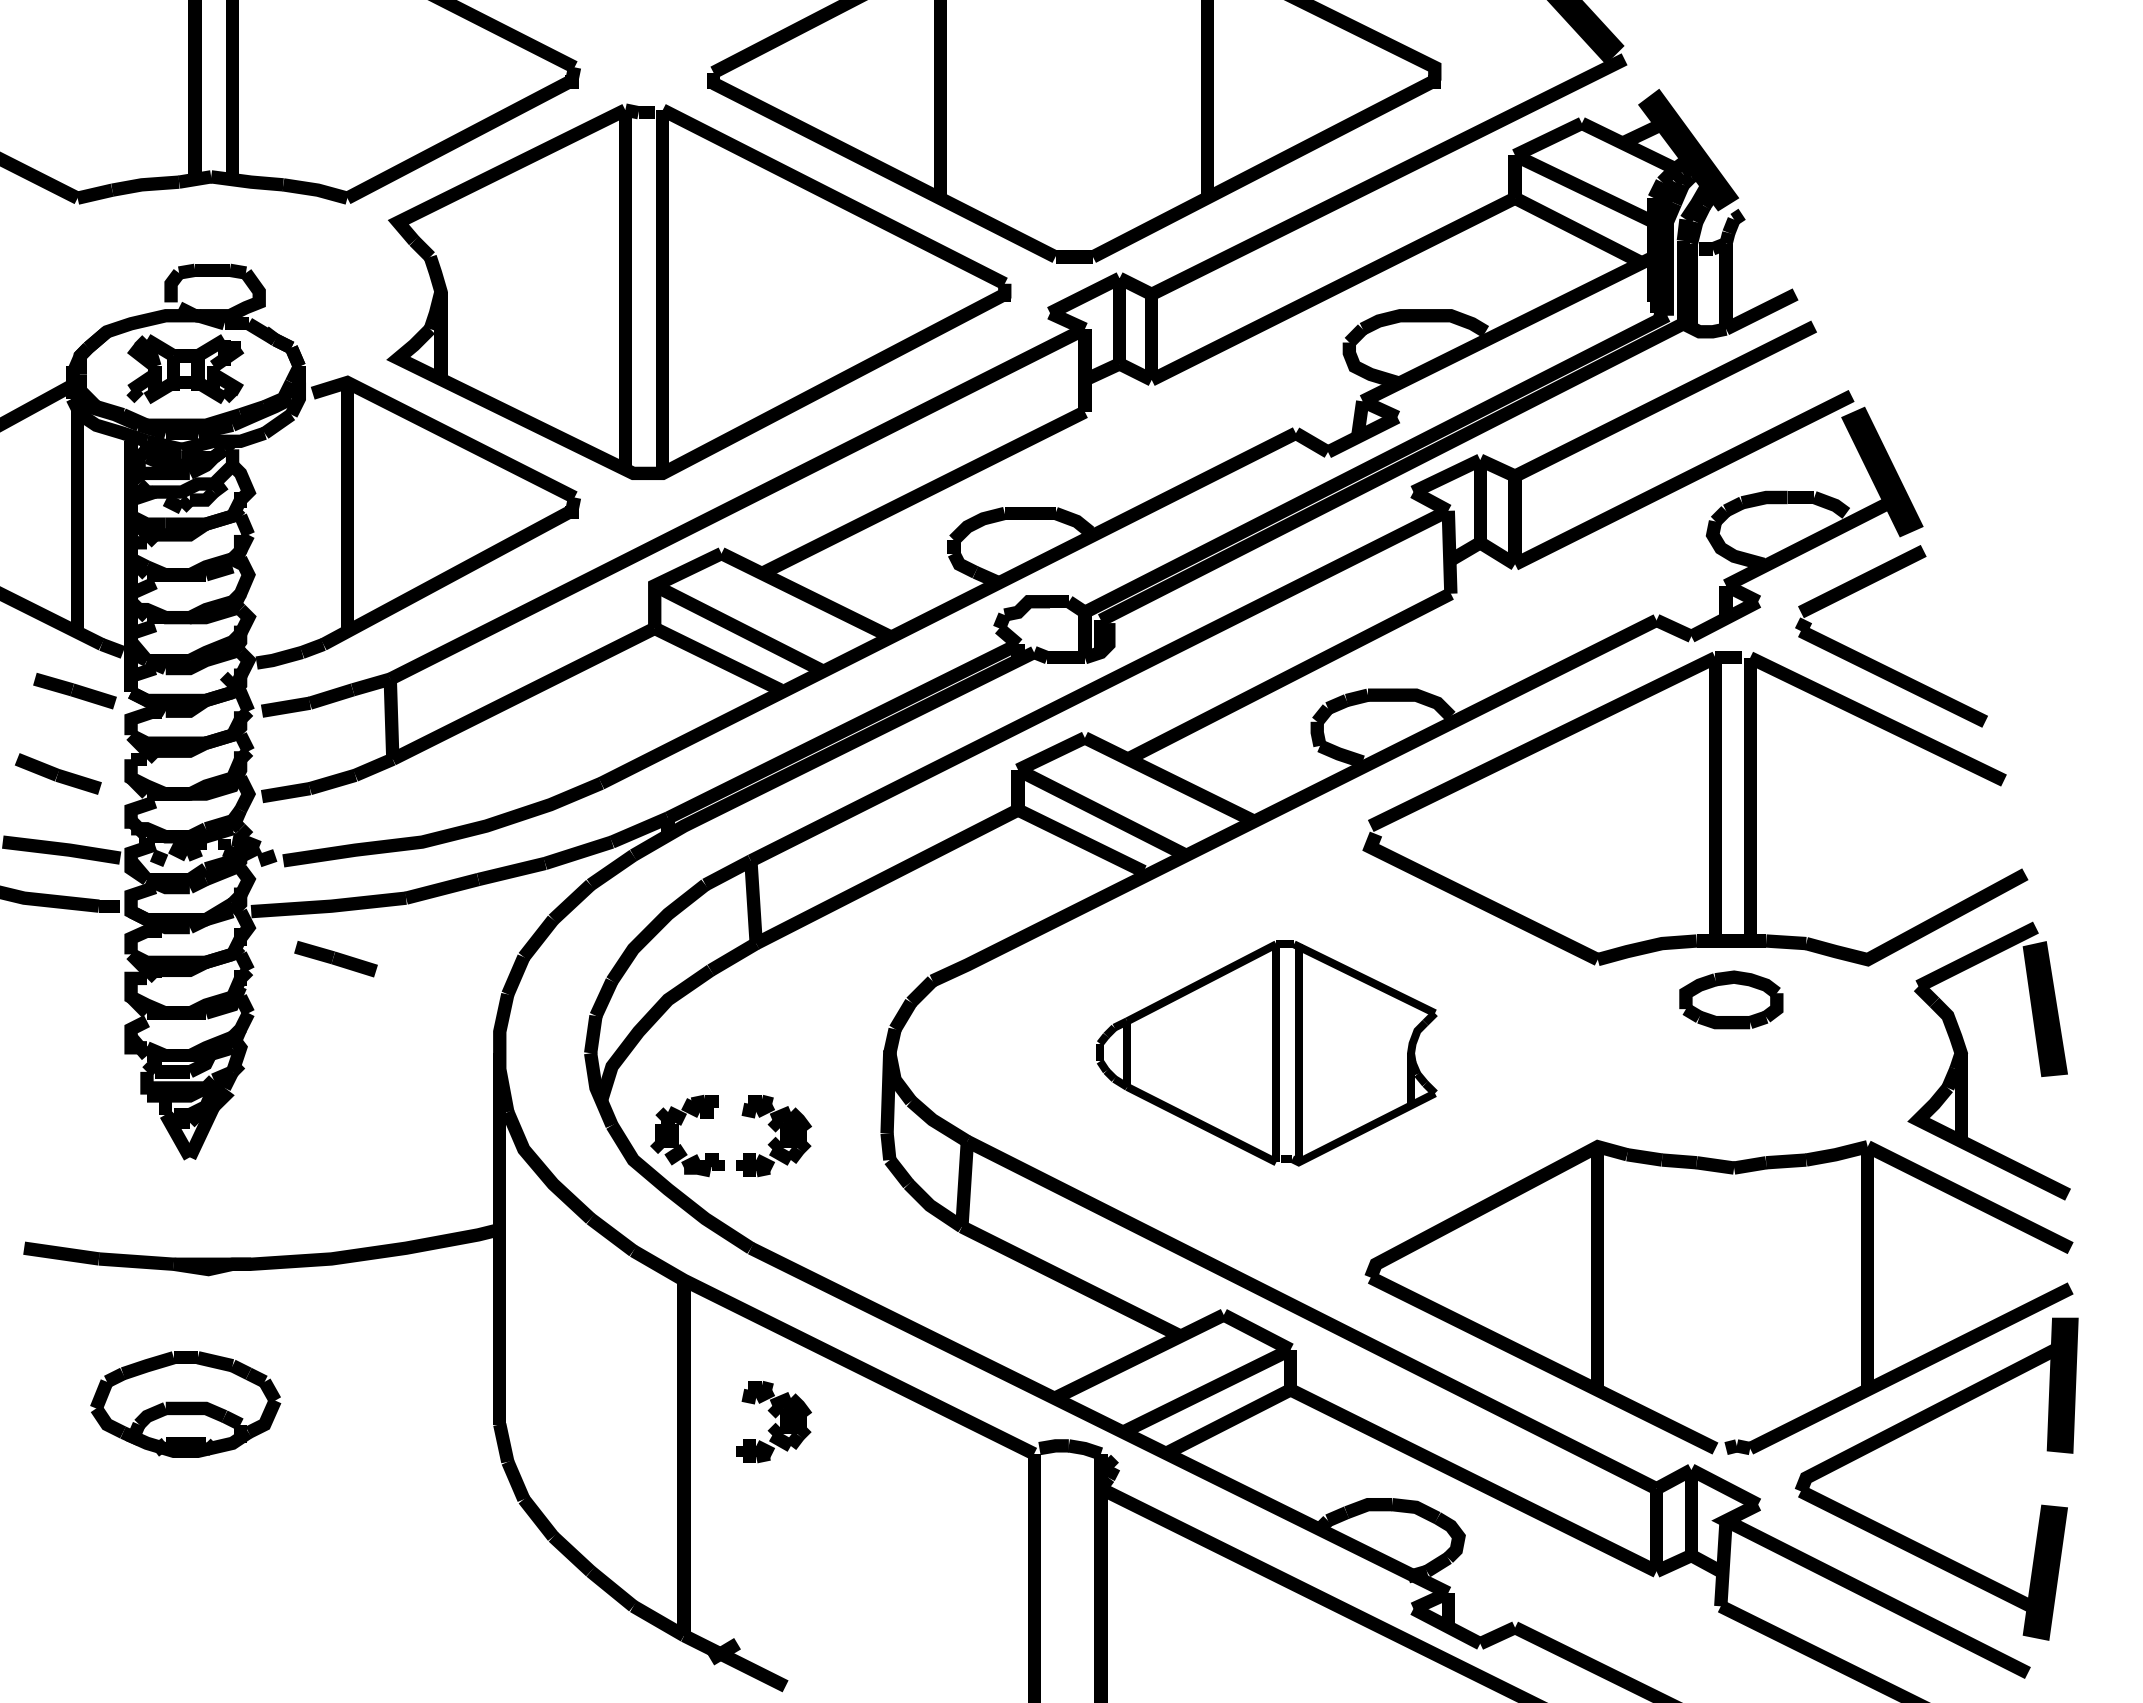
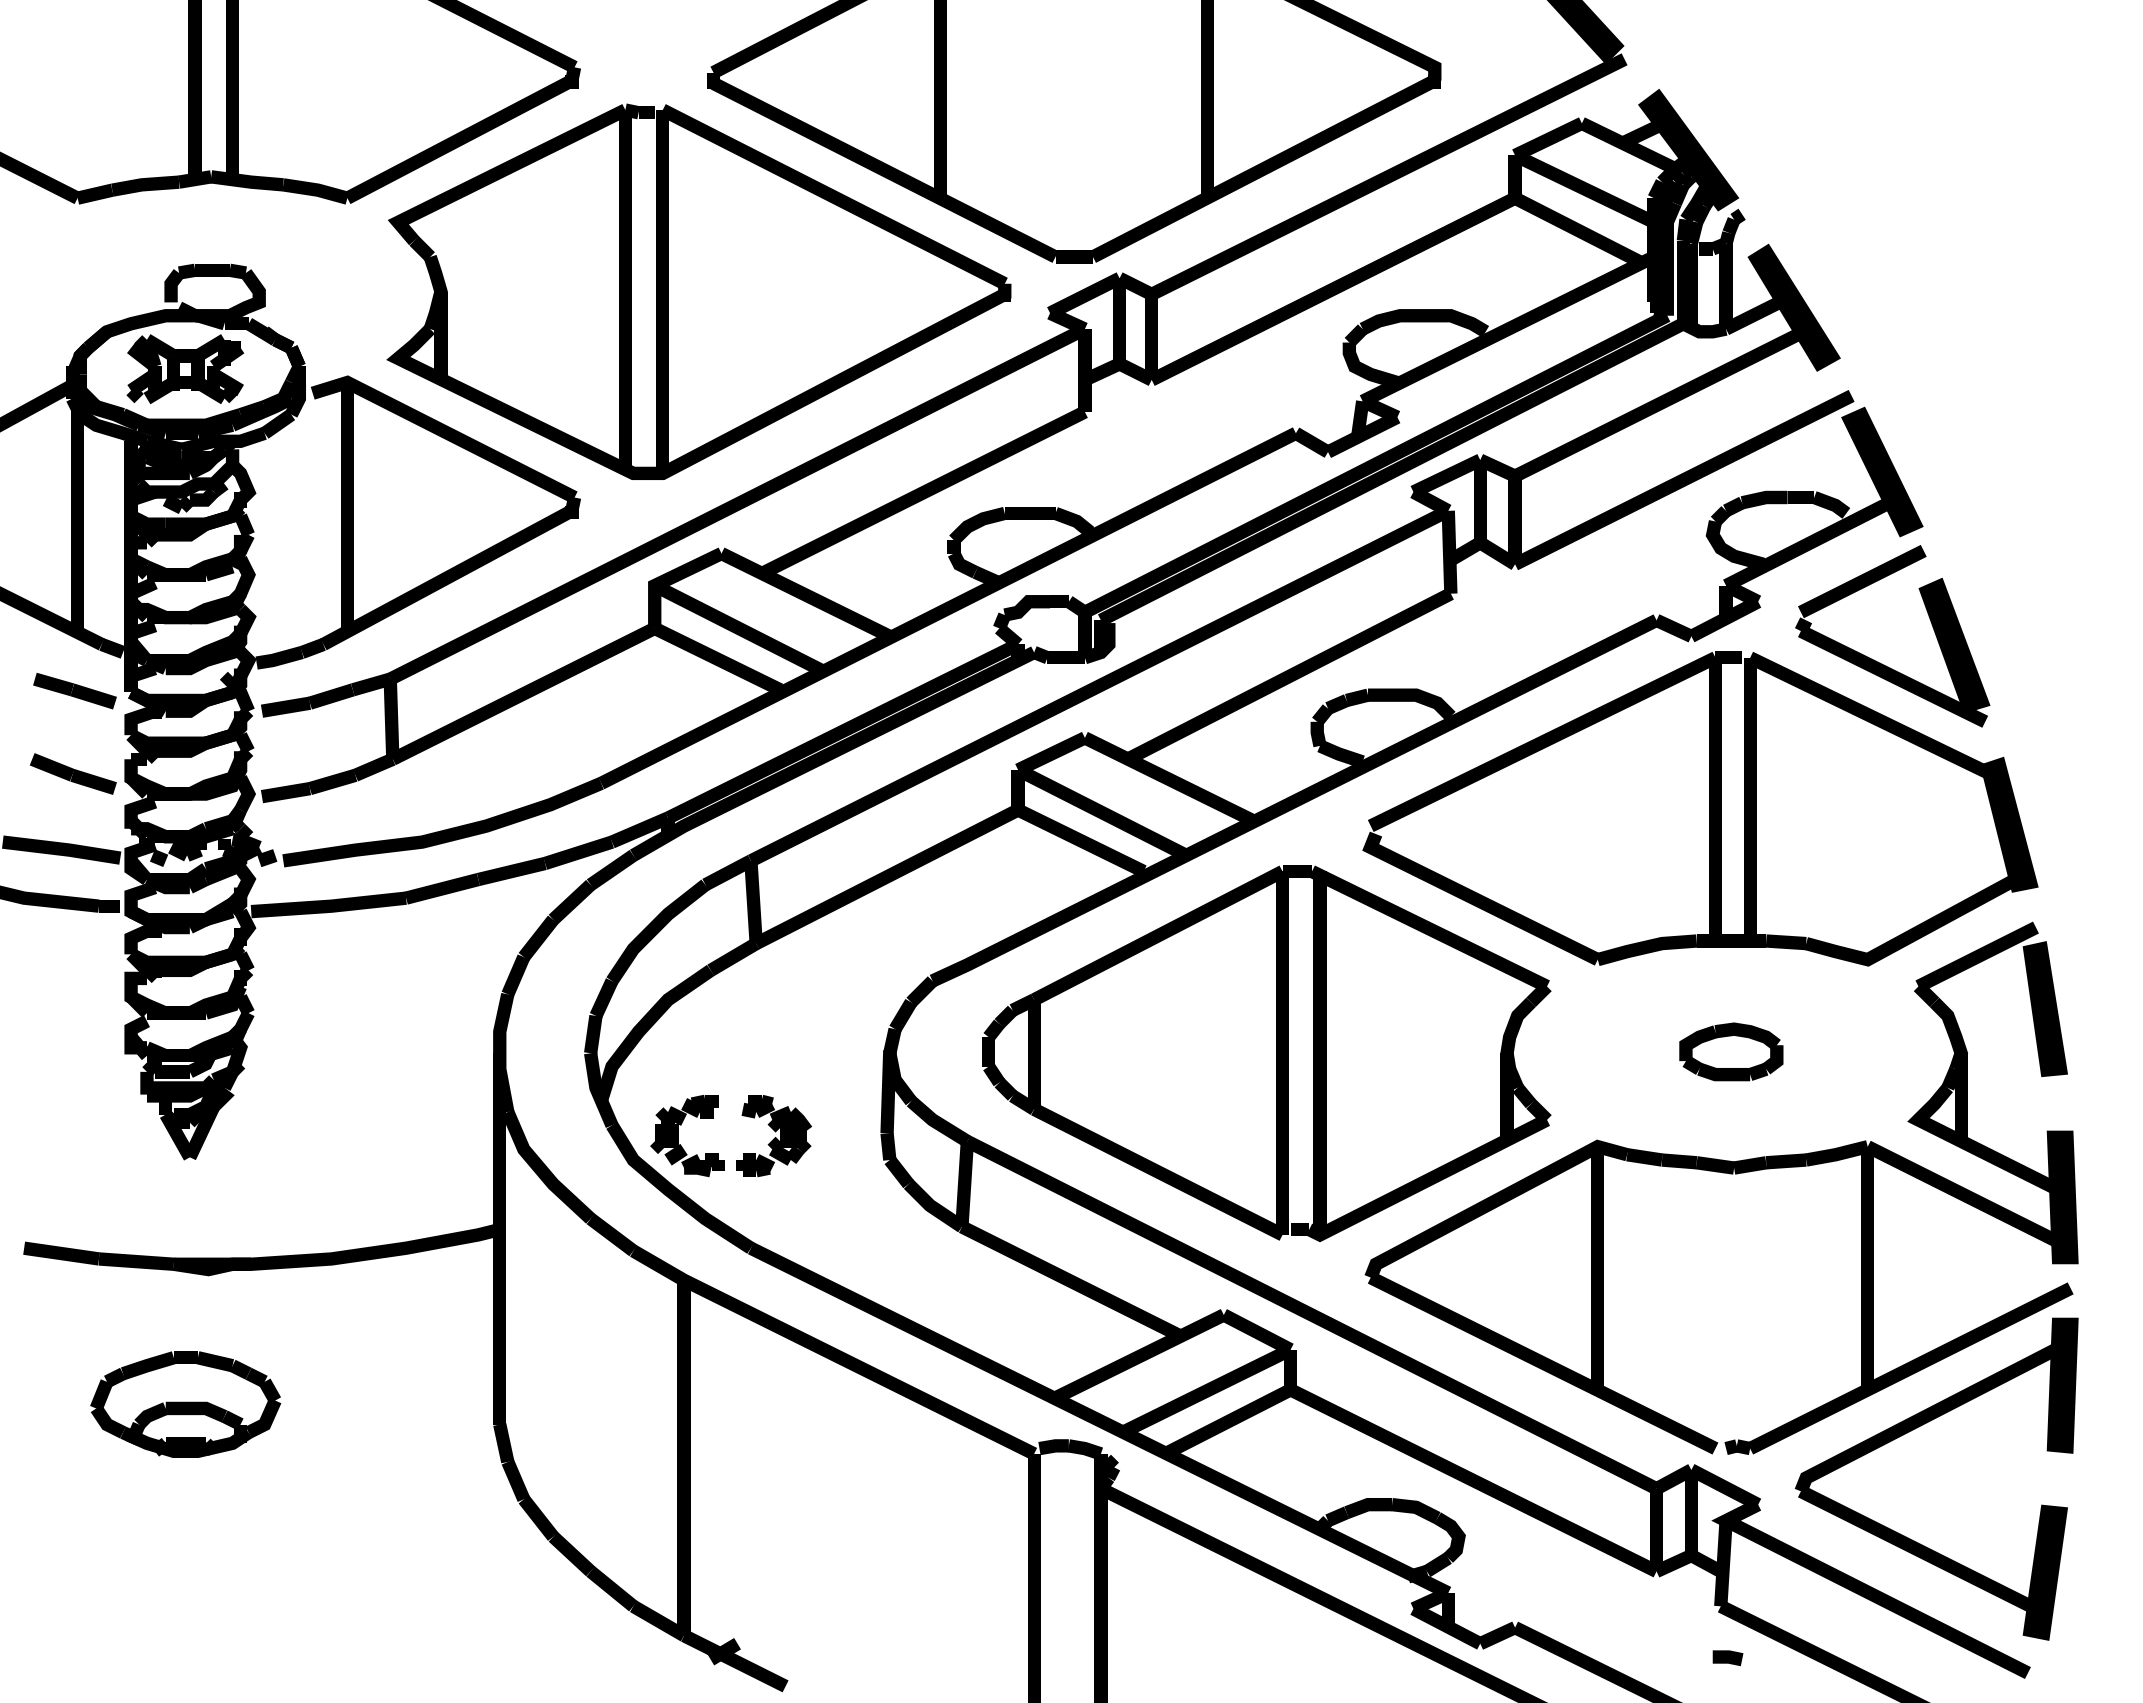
fill: none -> present (1794, 307)
fill: none -> present (1954, 645)
part position: (58, 773) -> (73, 773) (73, 773)
fill: none -> present (2008, 824)
part: present -> none (335, 959)
part position: (1731, 999) -> (1731, 1051) (1731, 1051)
part size: 342x227 px -> 570x377 px (1266, 1053)
fill: none -> present (2062, 1197)
part: present -> none (773, 1422)
line: none -> present (1727, 1658)
